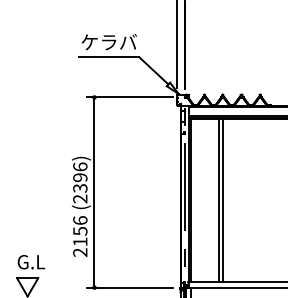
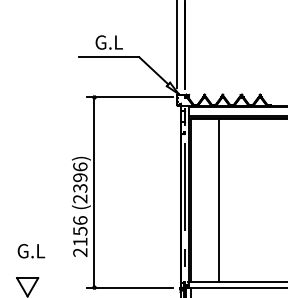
text: ケラバ -> G.L (108, 42)
line: present -> none (222, 200)
text position: (31, 262) -> (31, 251) (31, 251)
